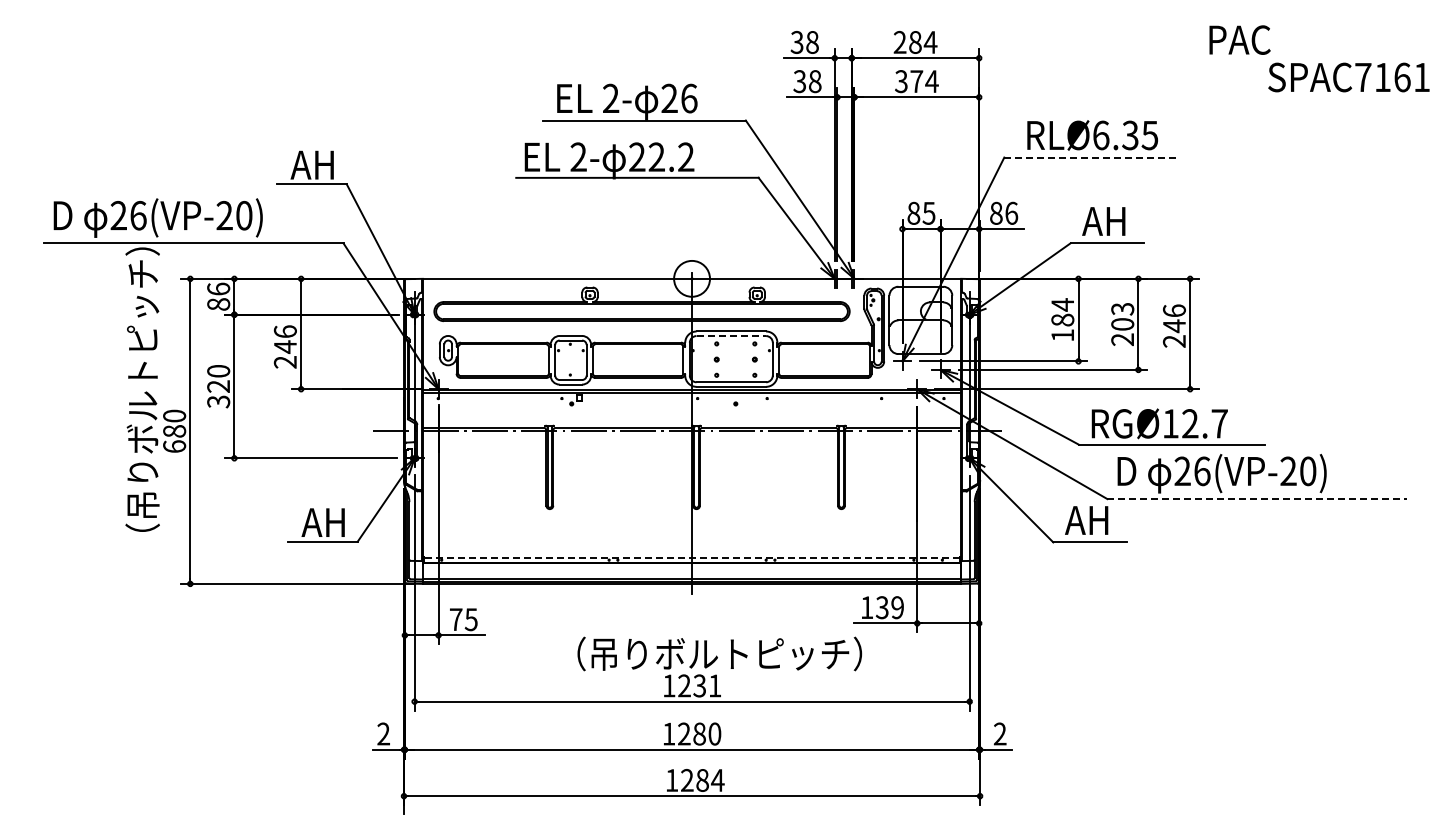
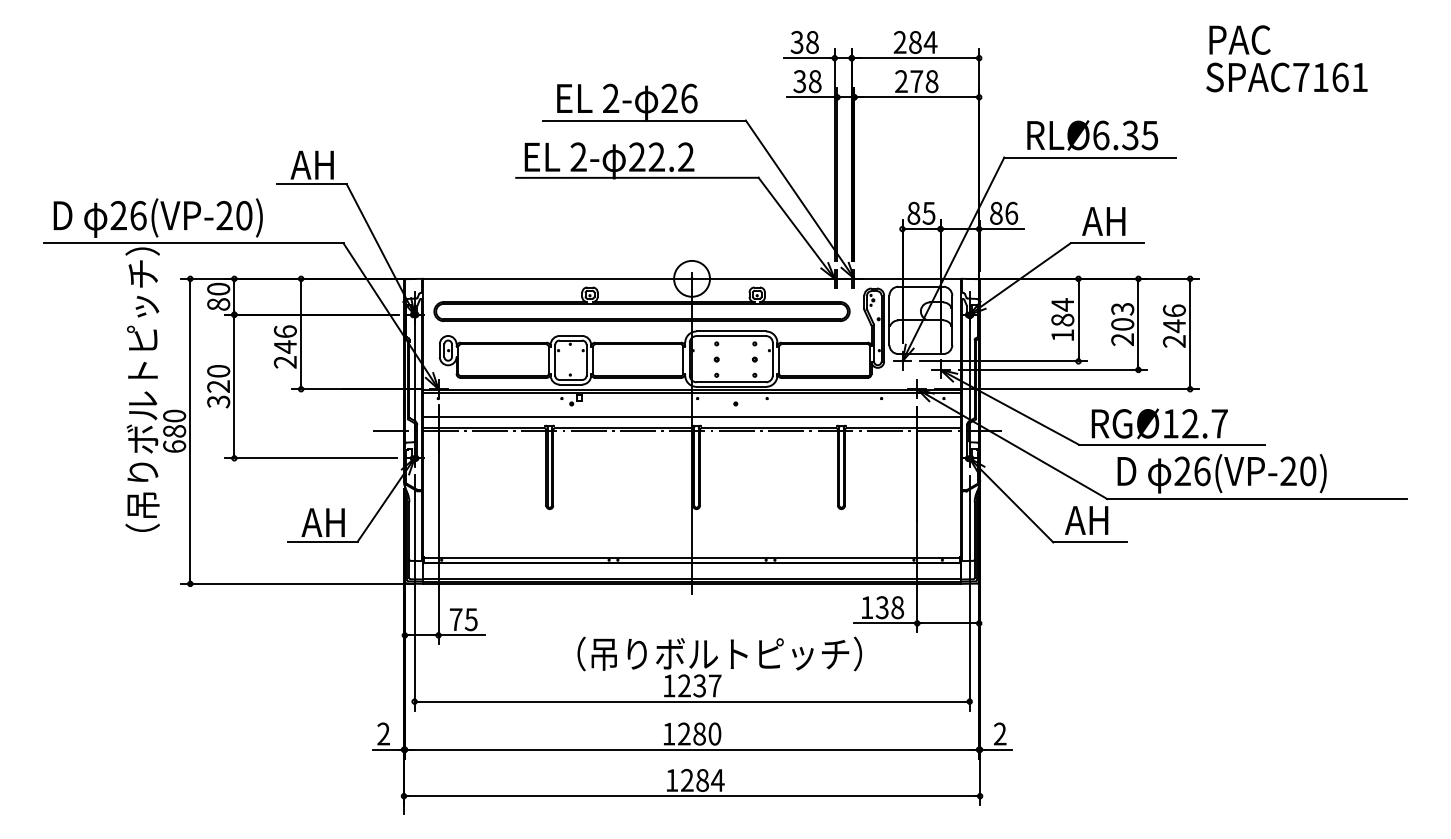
text position: (1348, 77) -> (1286, 77) (1286, 77)
text: 374 -> 278 (916, 81)
line: dashed -> solid (1089, 157)
text: 86 -> 80 (218, 288)
line: dashed -> solid (731, 336)
line: none -> present (691, 416)
line: dashed -> solid (1257, 499)
line: dashed -> solid (691, 557)
text: 139 -> 138 (897, 607)
text: 1231 -> 1237 (715, 685)
